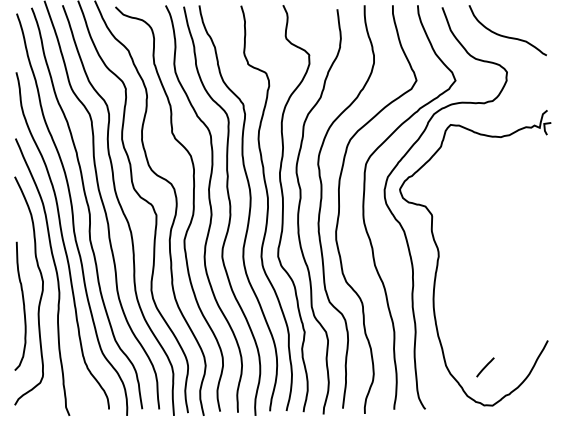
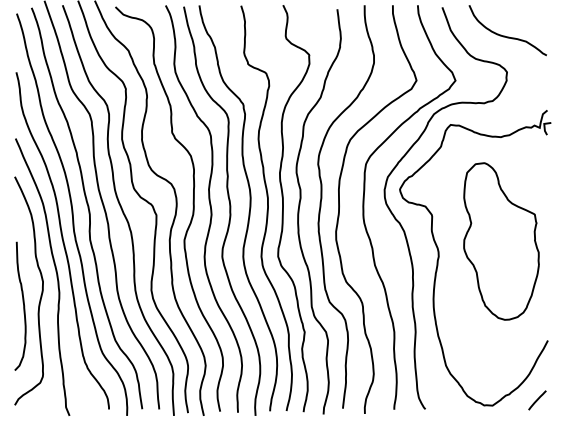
part: none -> present (501, 241)
line position: (485, 367) -> (537, 400) (537, 400)
